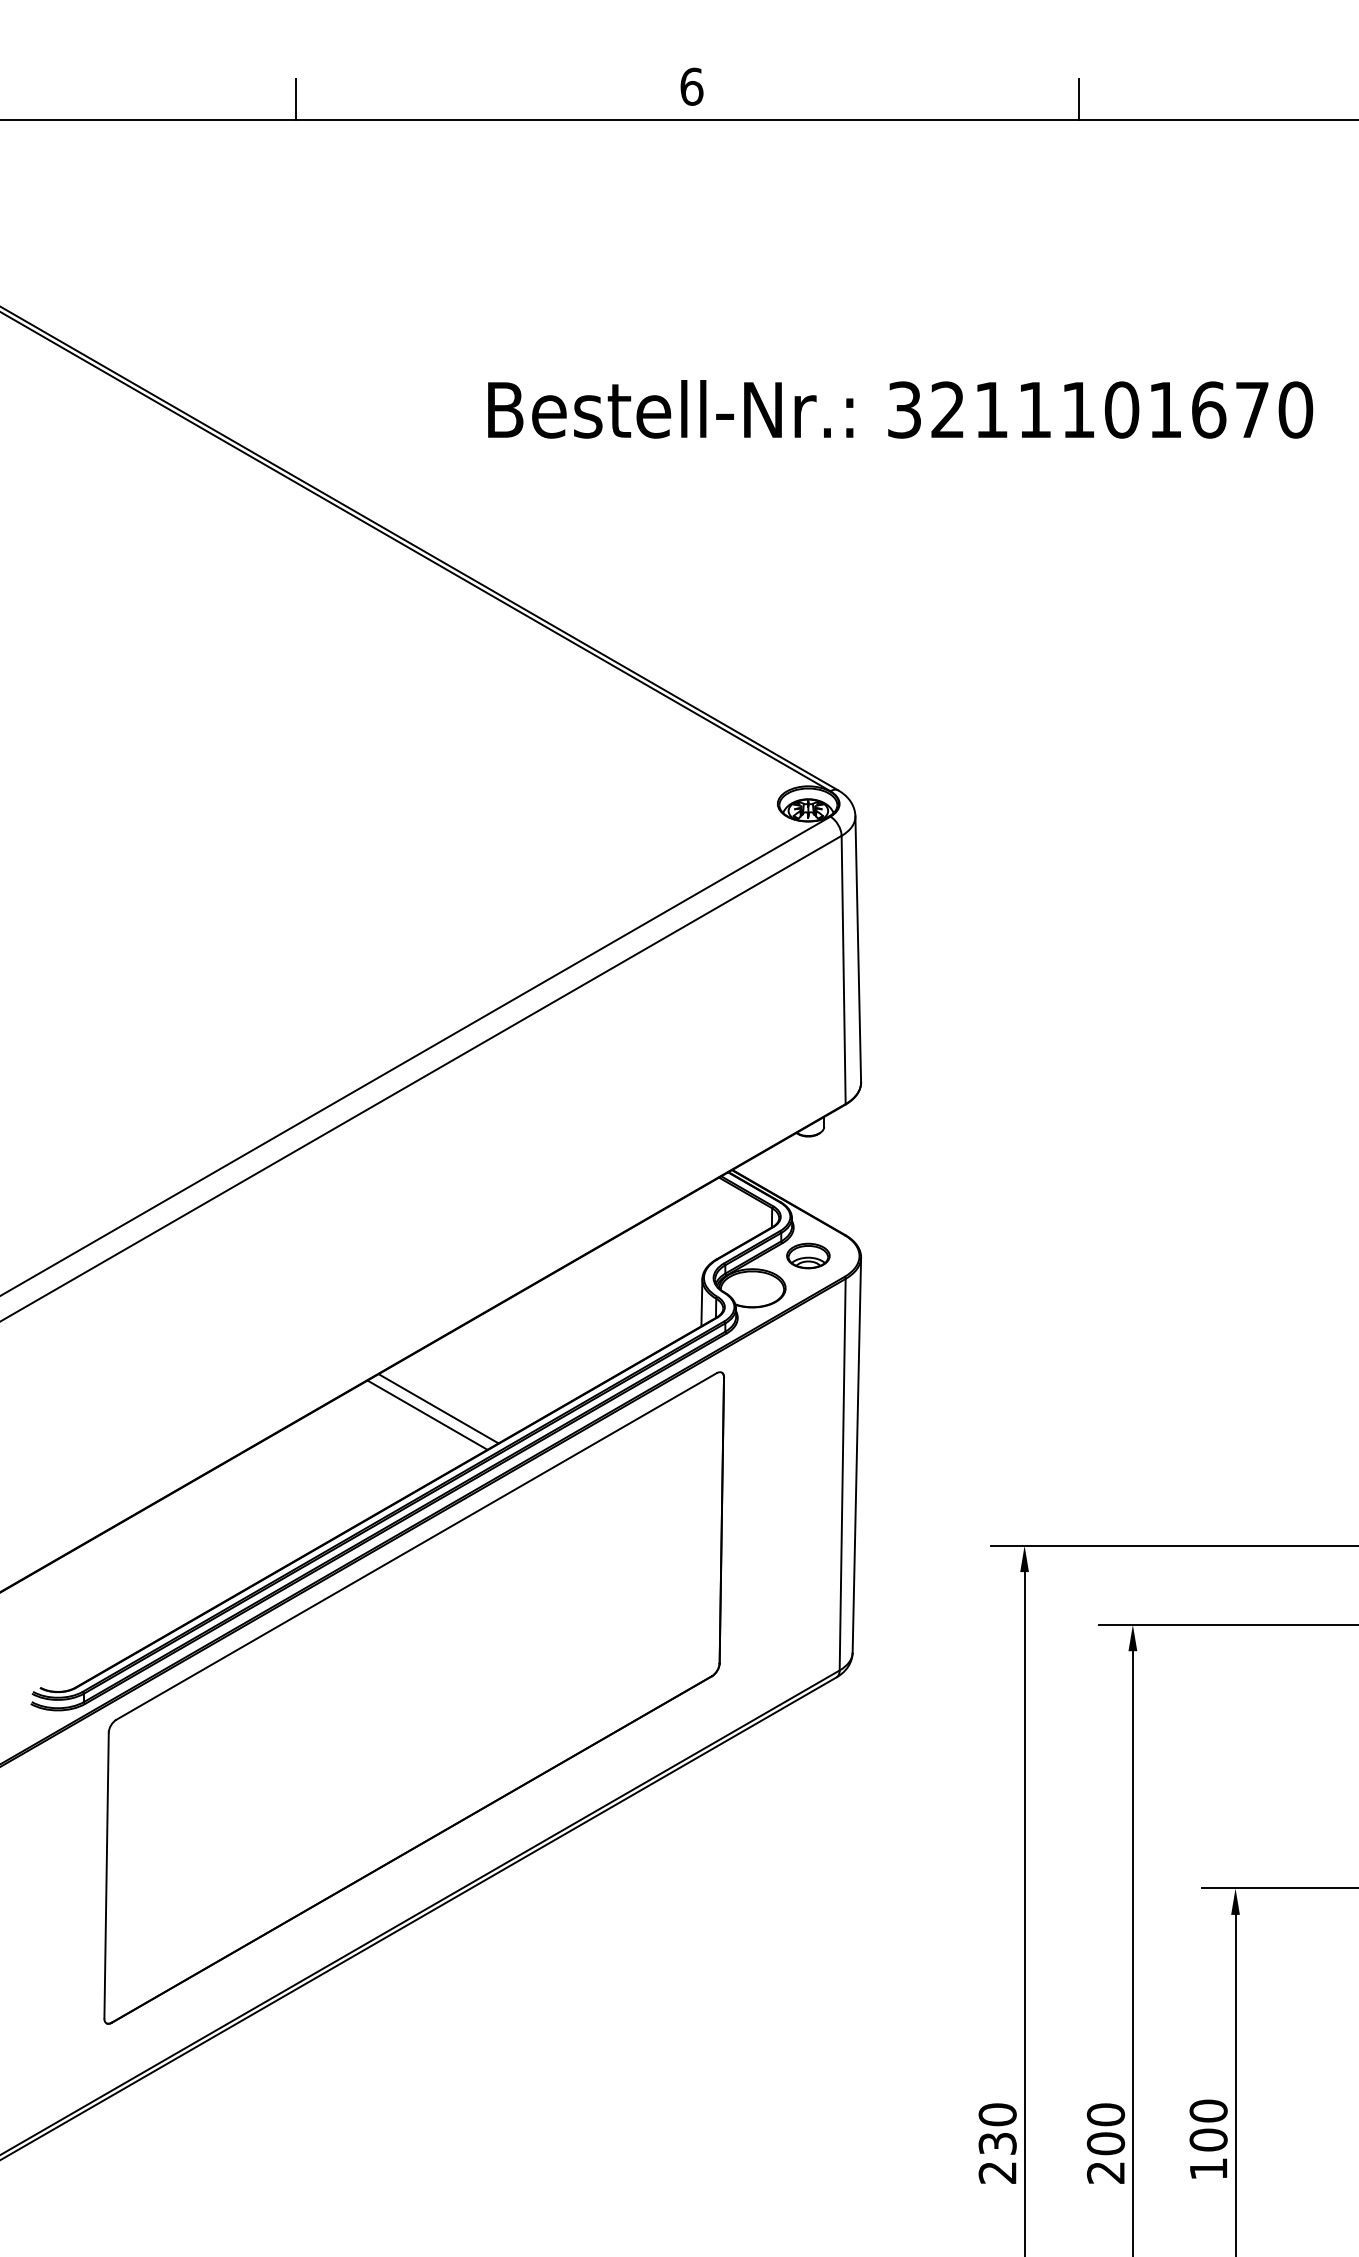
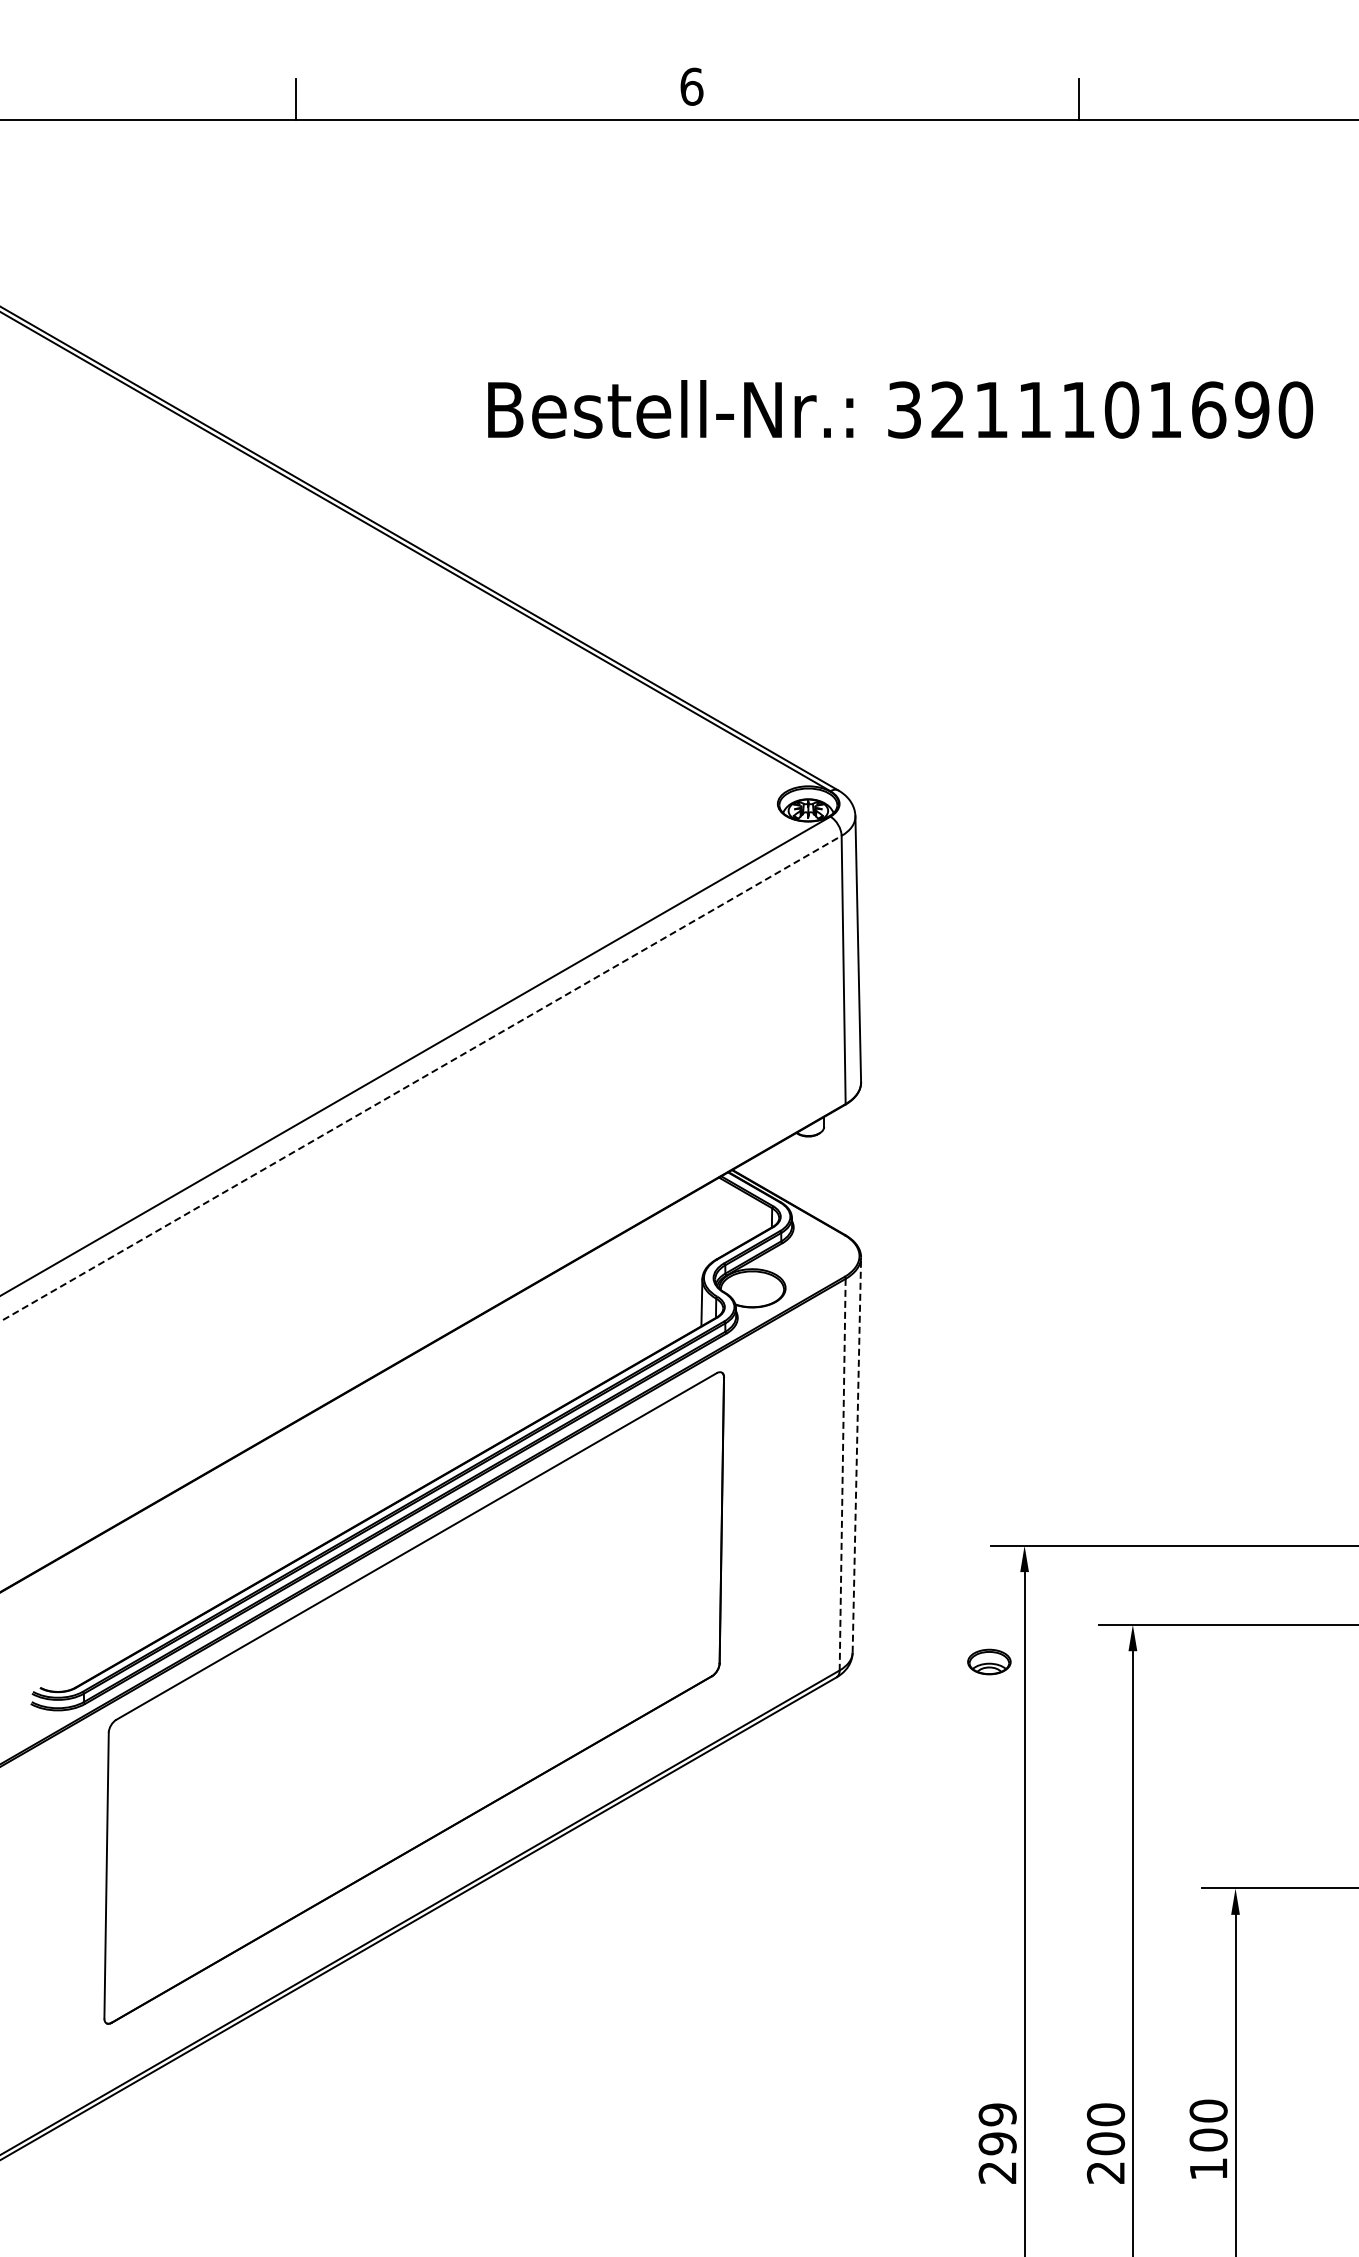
text: 3211101670 -> 3211101690 (1252, 409)
line: solid -> dashed (421, 1078)
part position: (808, 1255) -> (989, 1661) (989, 1661)
line: present -> none (438, 1408)
line: present -> none (427, 1414)
line: solid -> dashed (856, 1455)
line: solid -> dashed (842, 1474)
text: 230 -> 299 (997, 2129)
